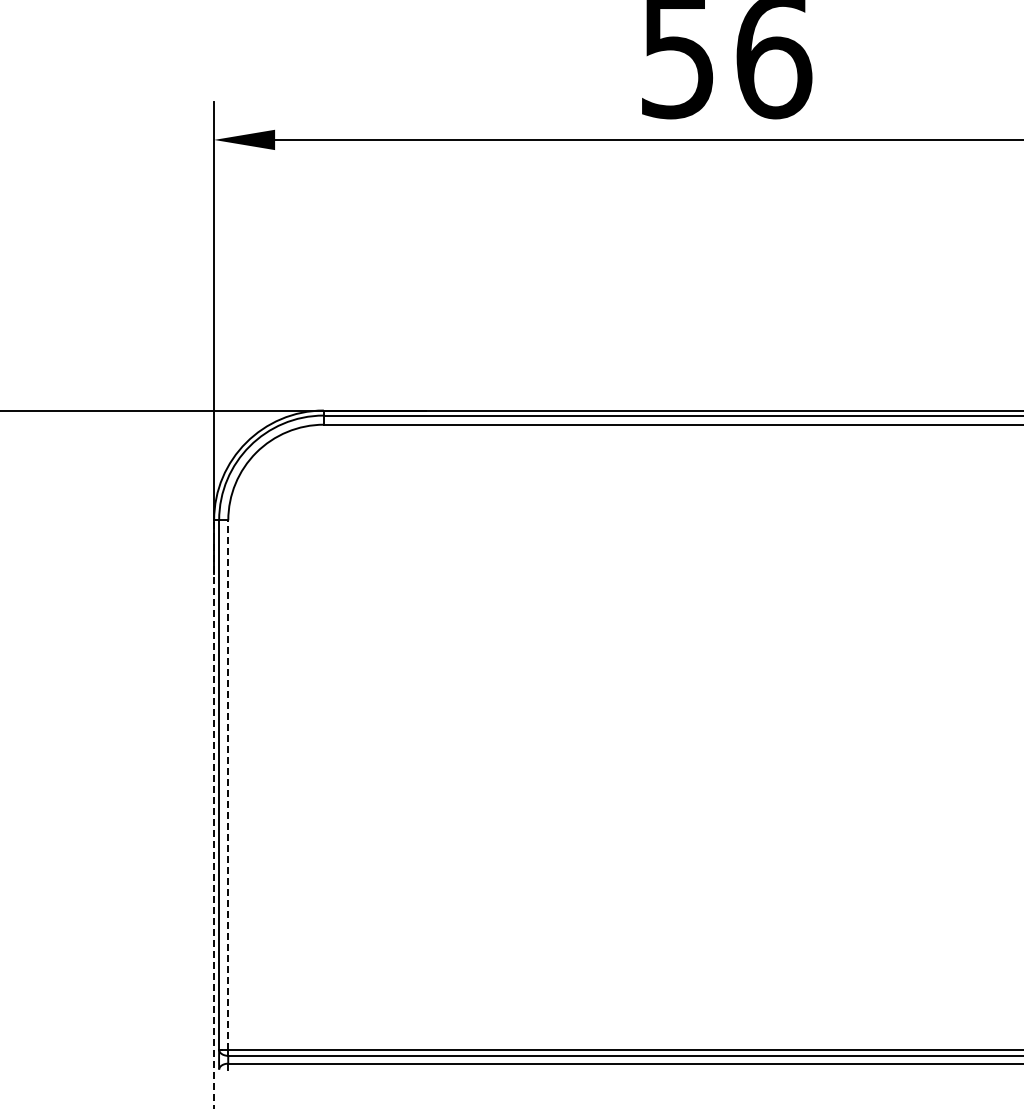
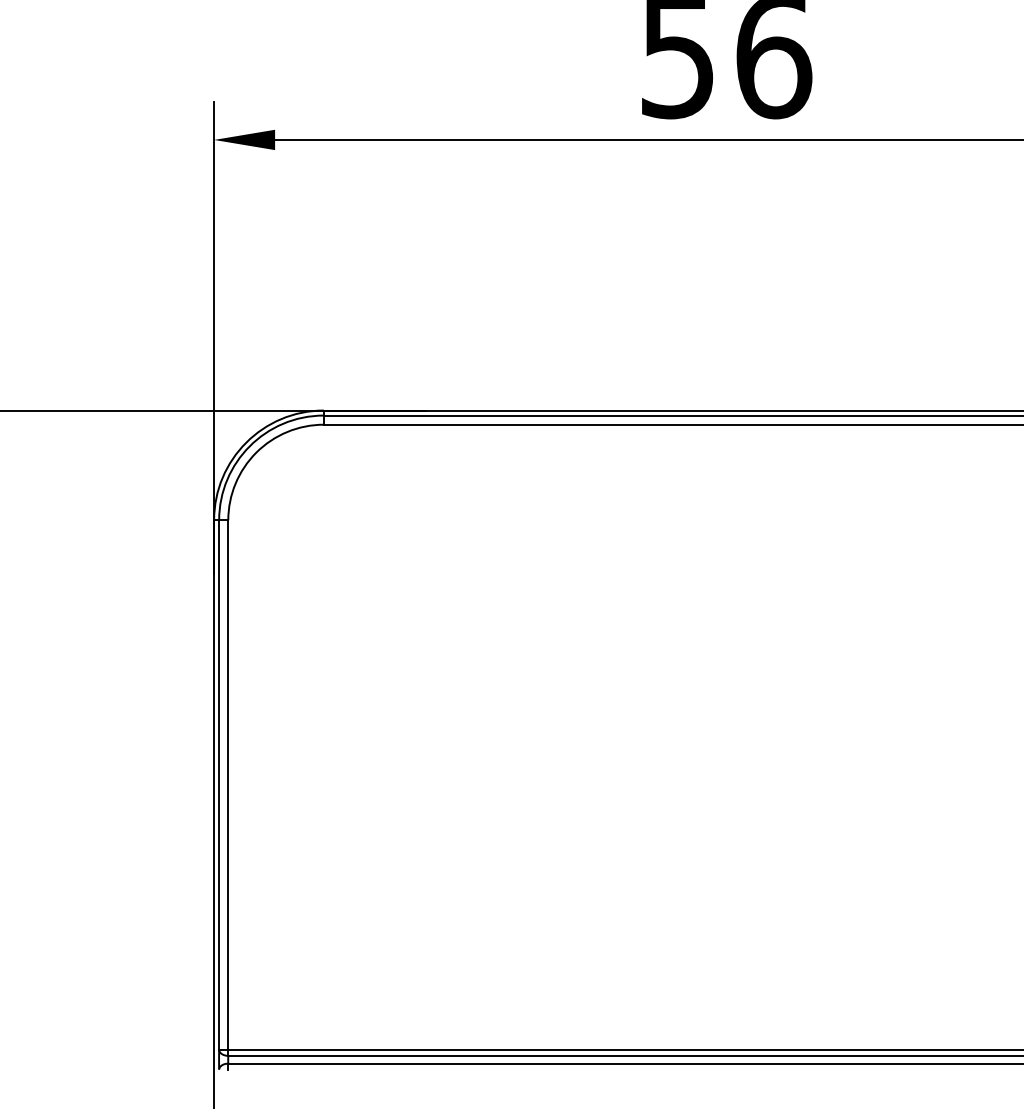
line: dashed -> solid (228, 785)
line: dashed -> solid (214, 814)
